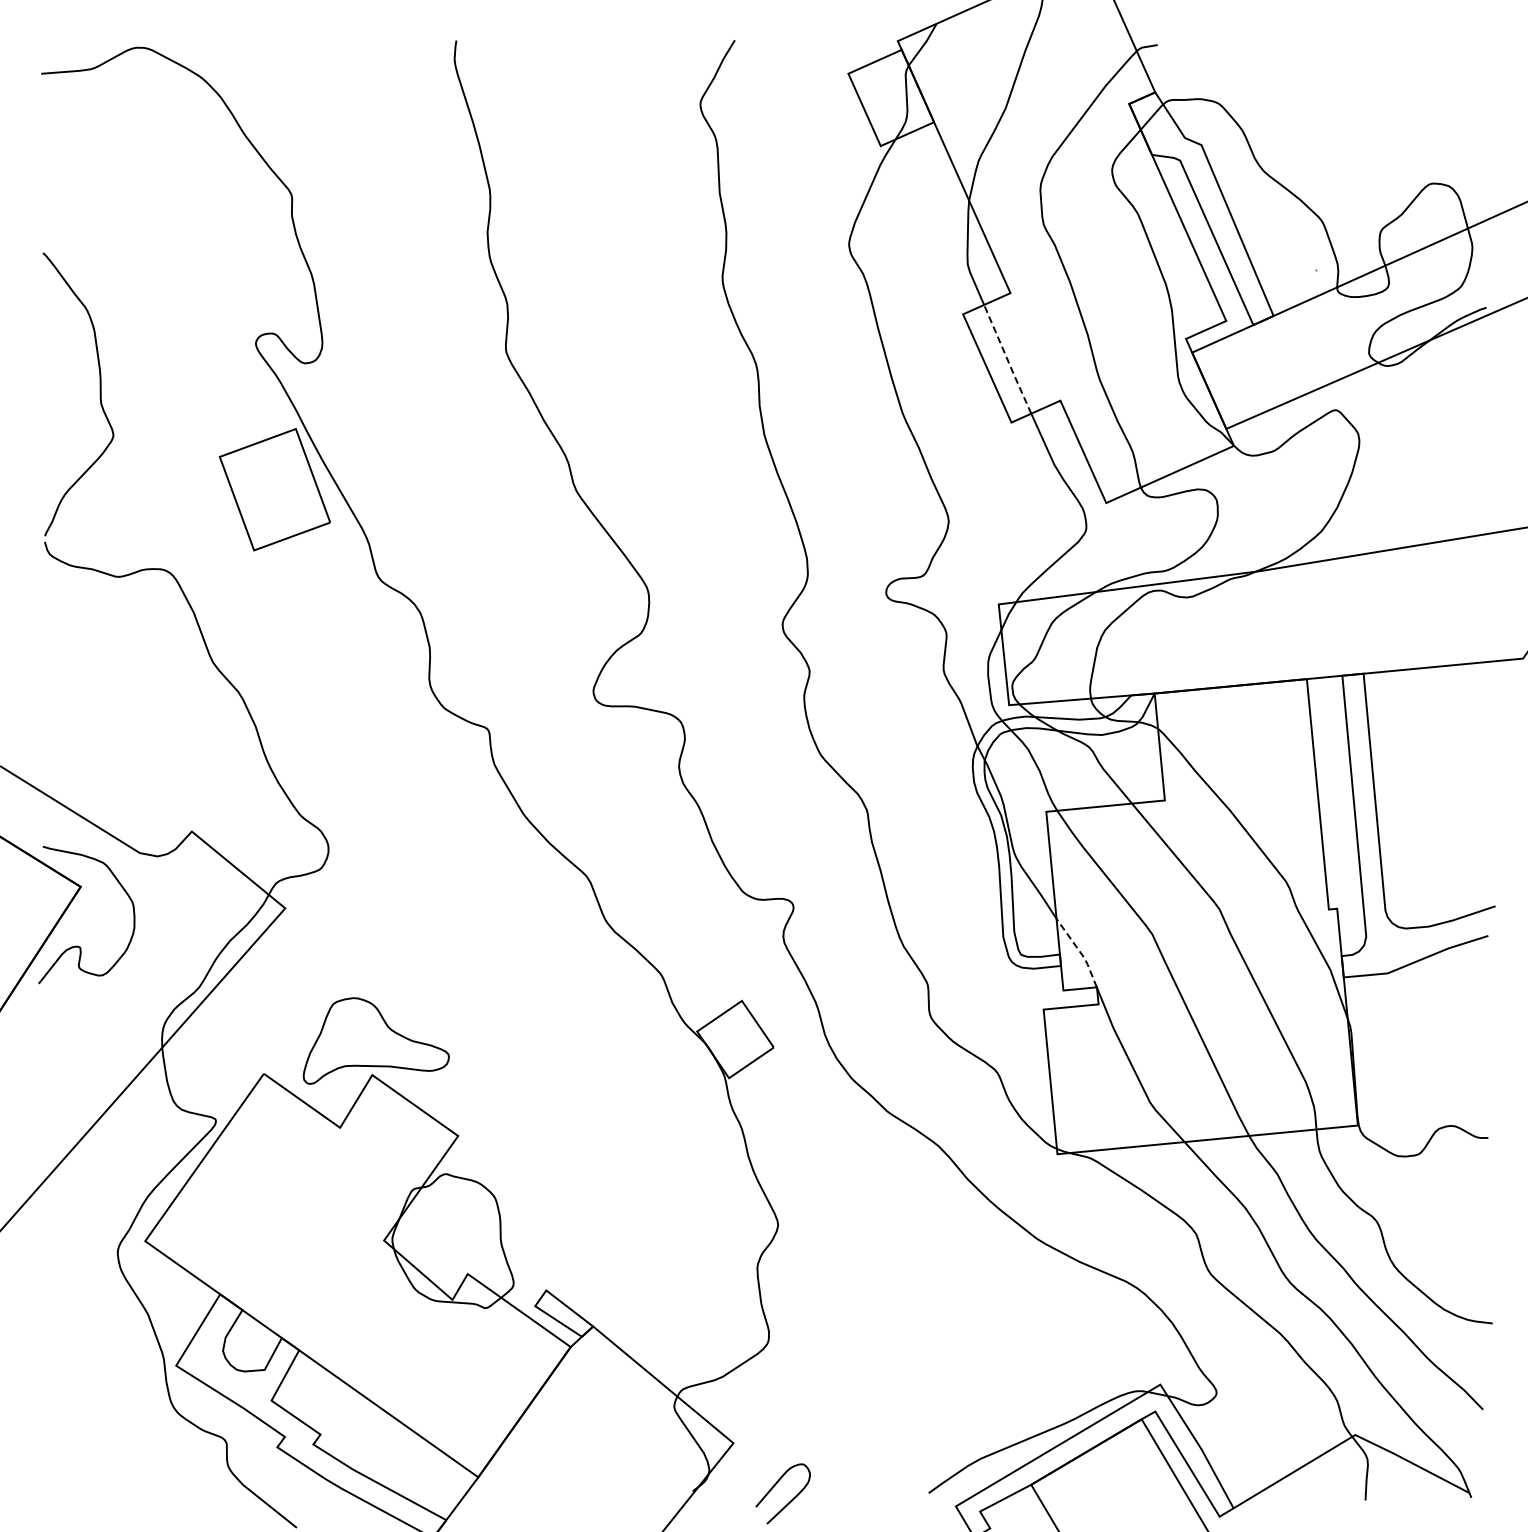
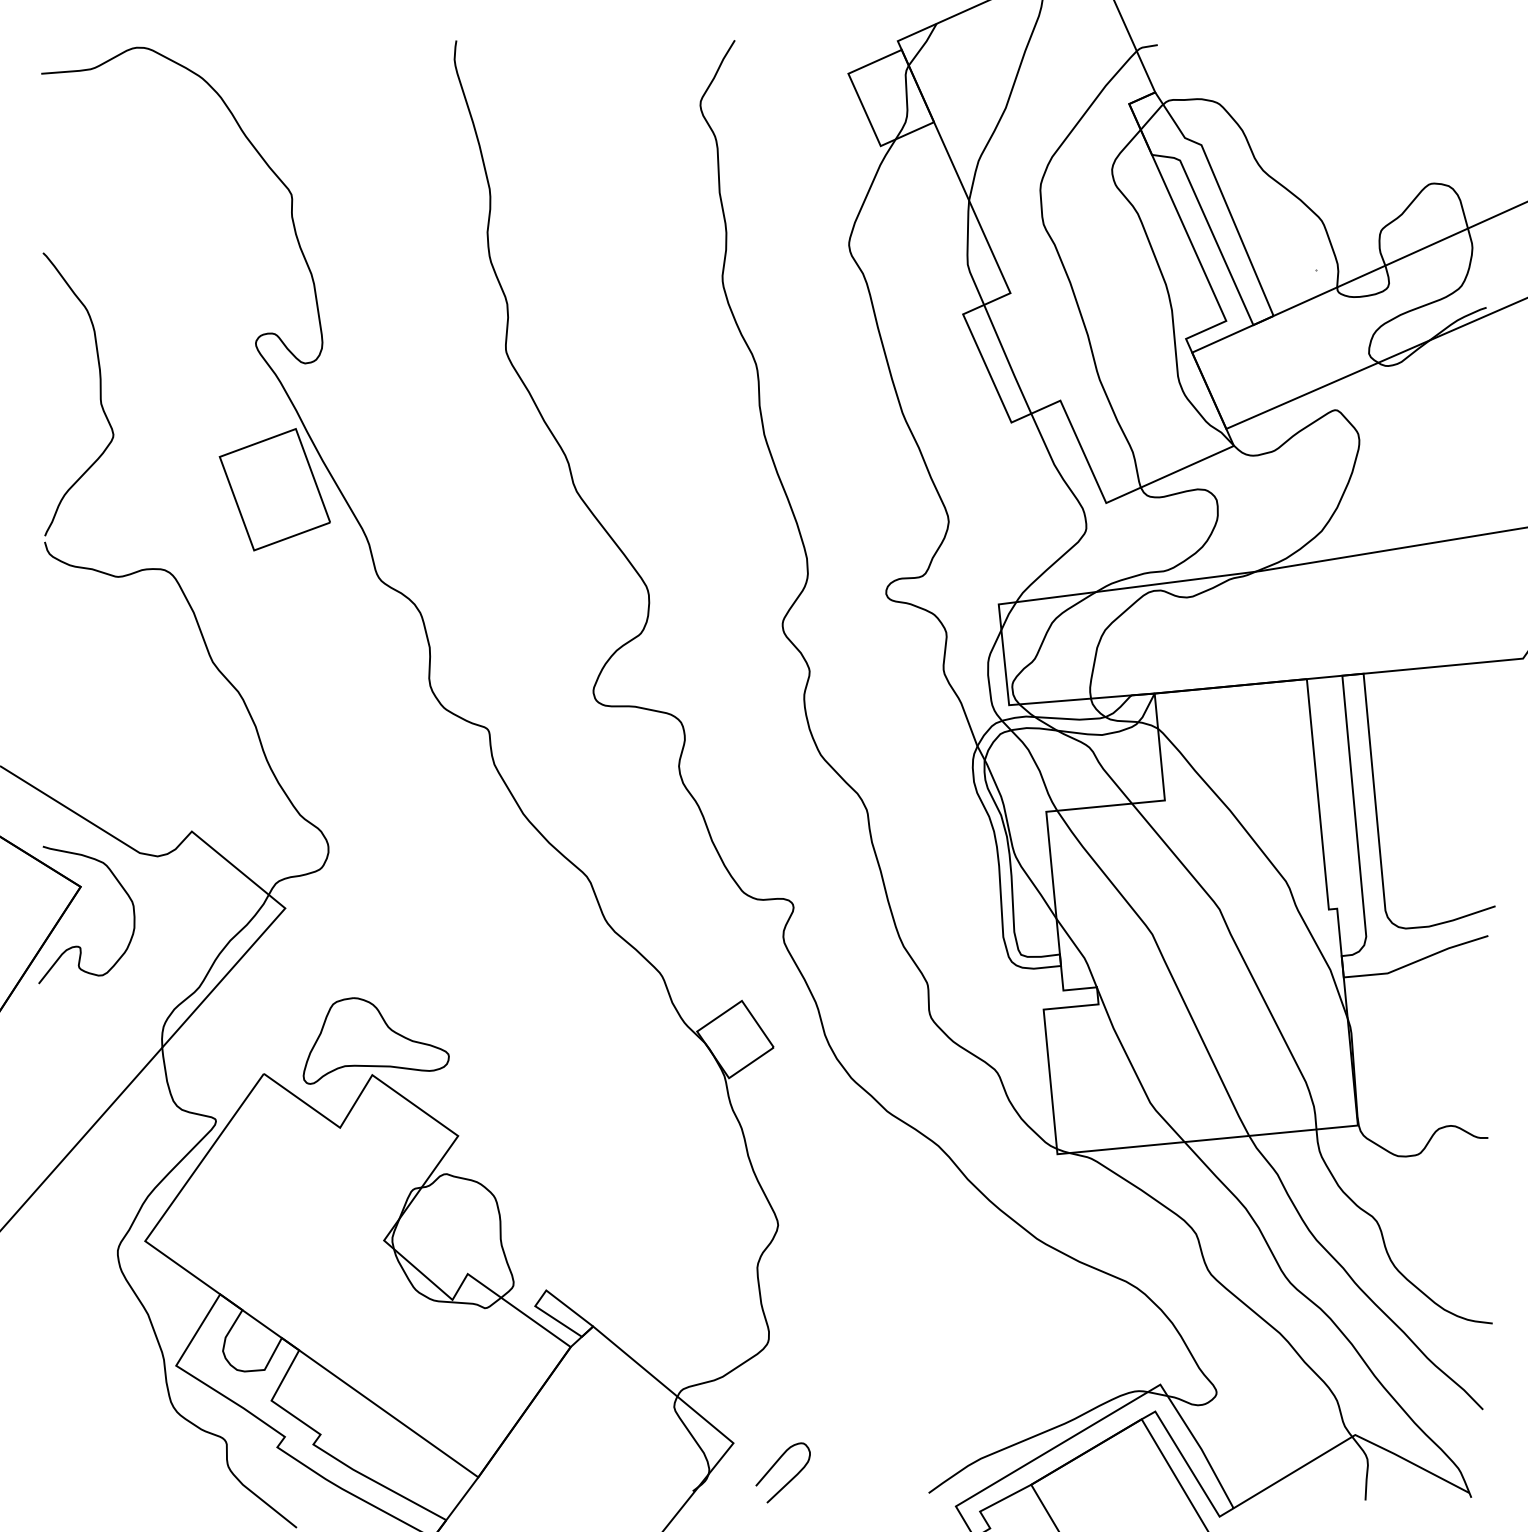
line: dashed -> solid (1007, 359)
line: dashed -> solid (1080, 952)
curve position: (773, 1488) -> (773, 1467) (773, 1467)
